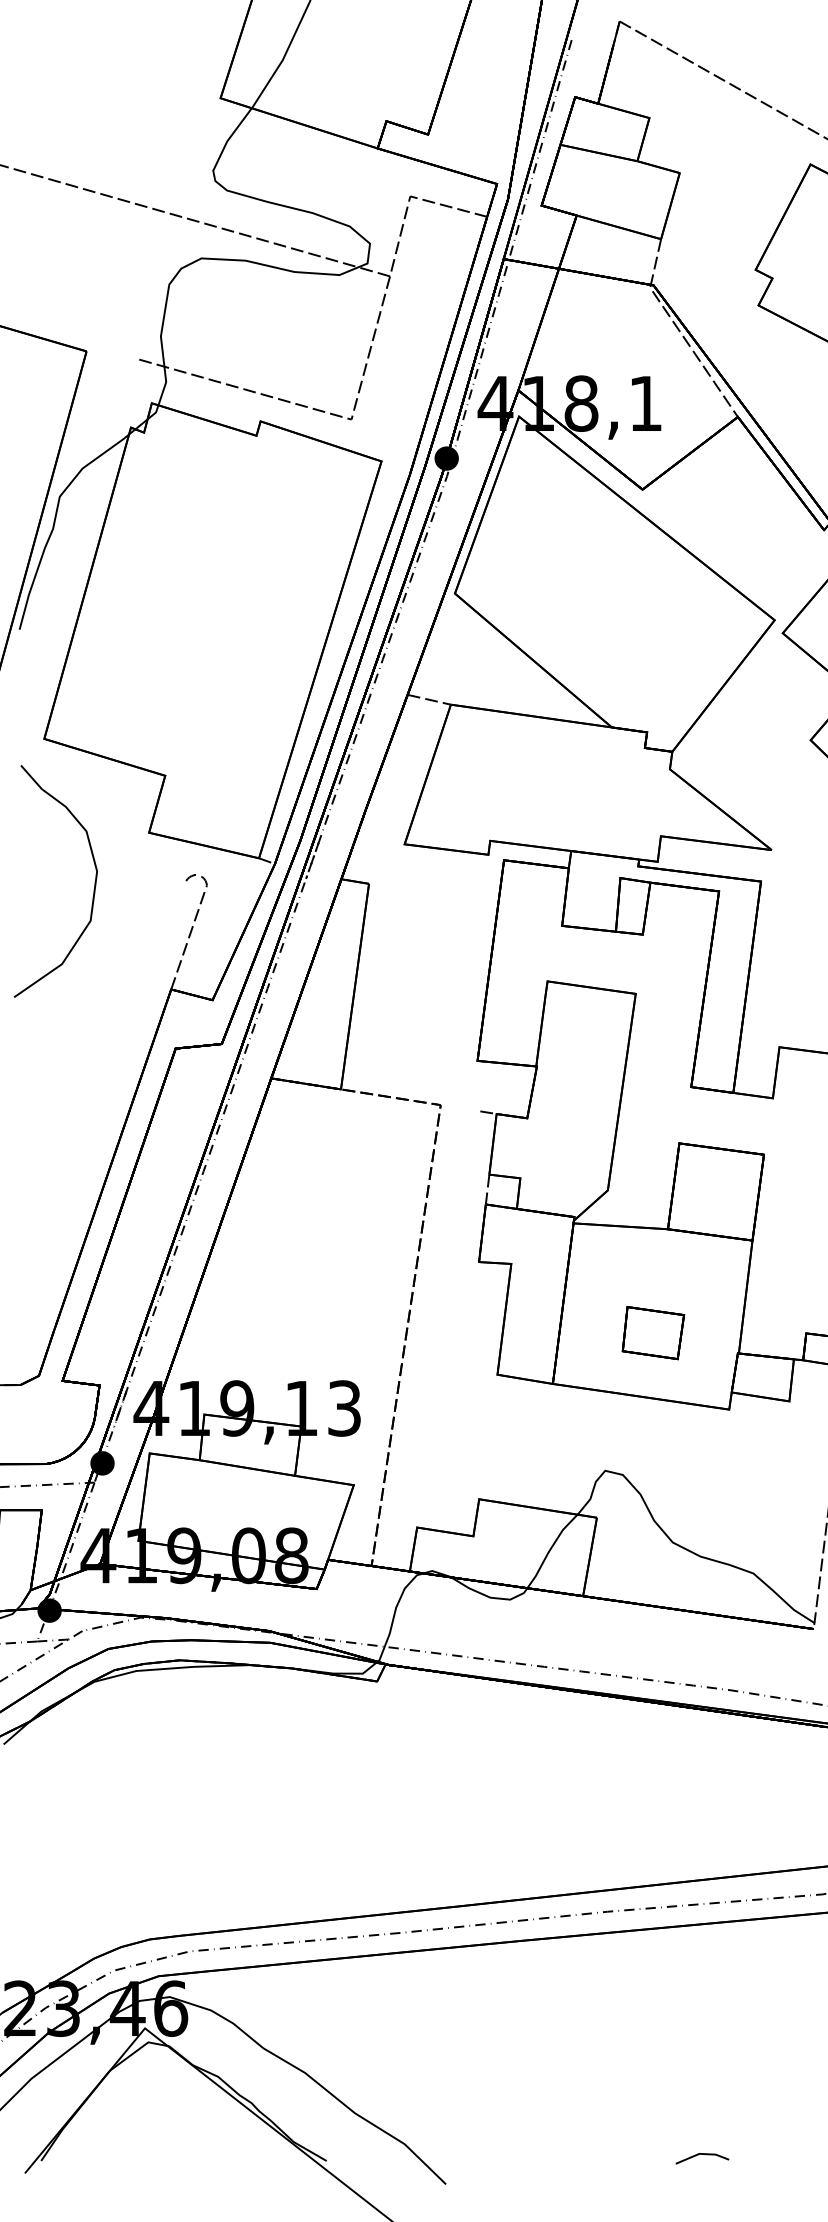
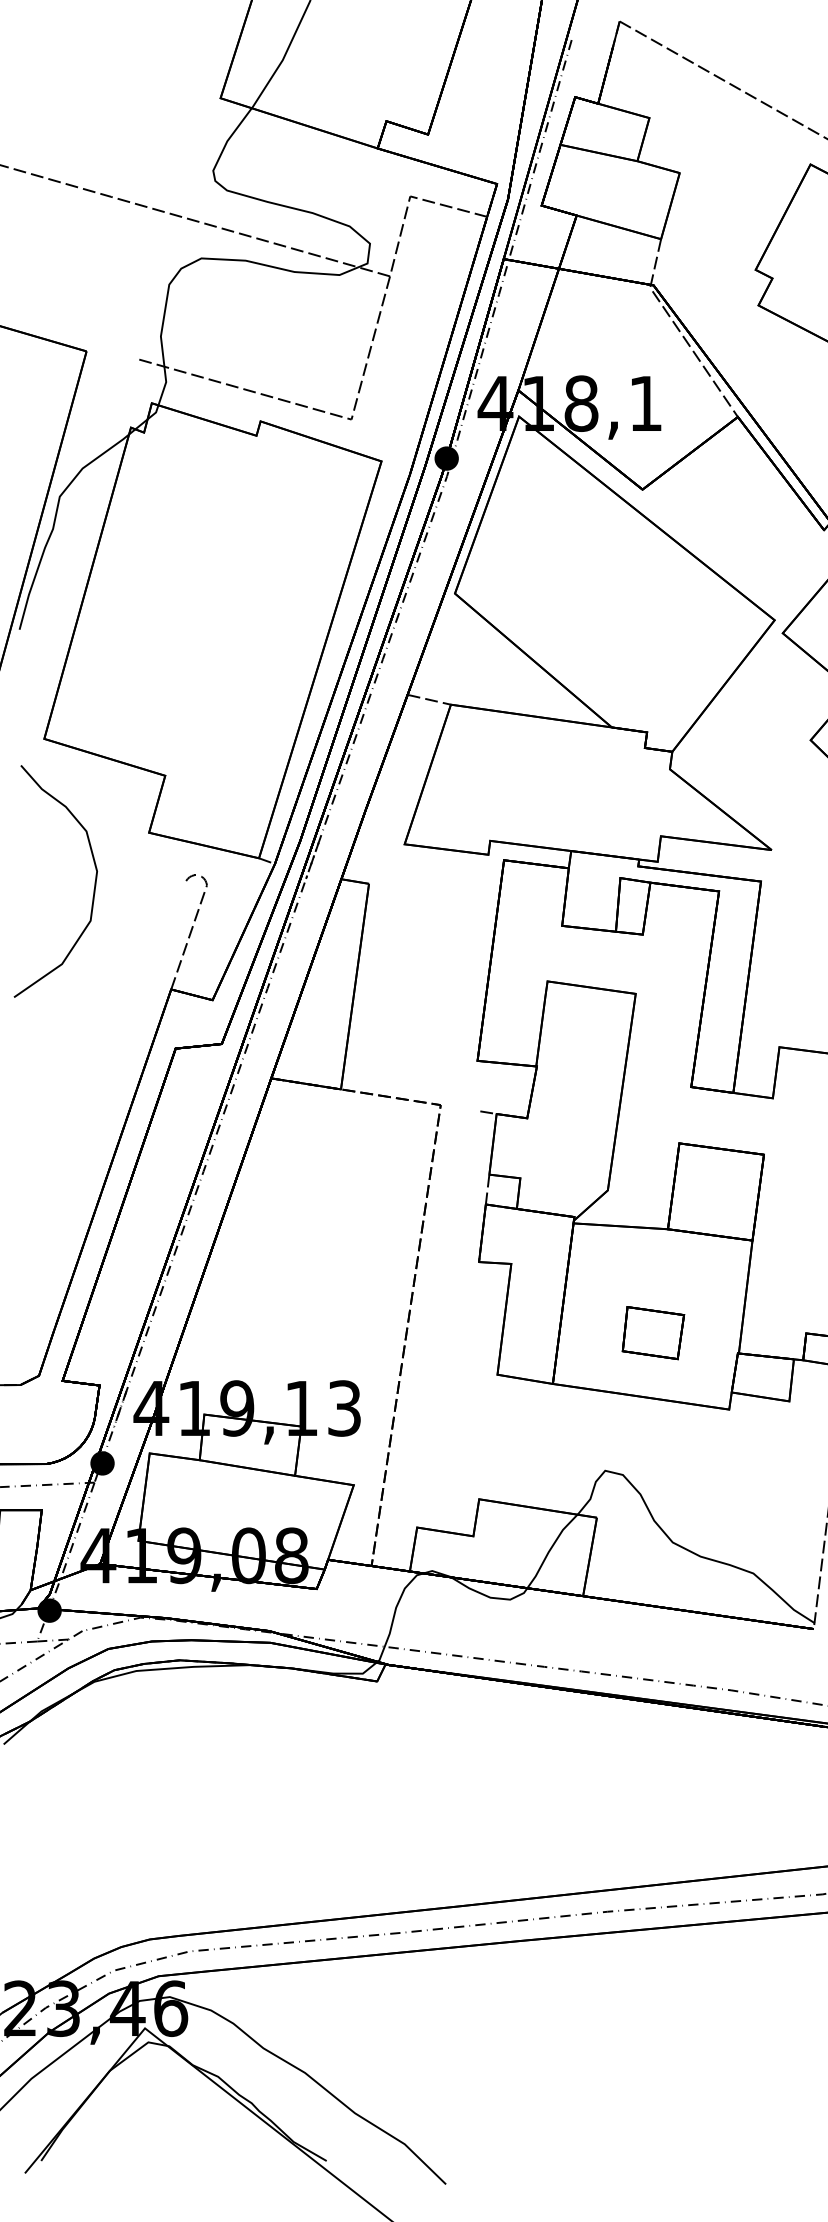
line: present -> none (702, 2154)
